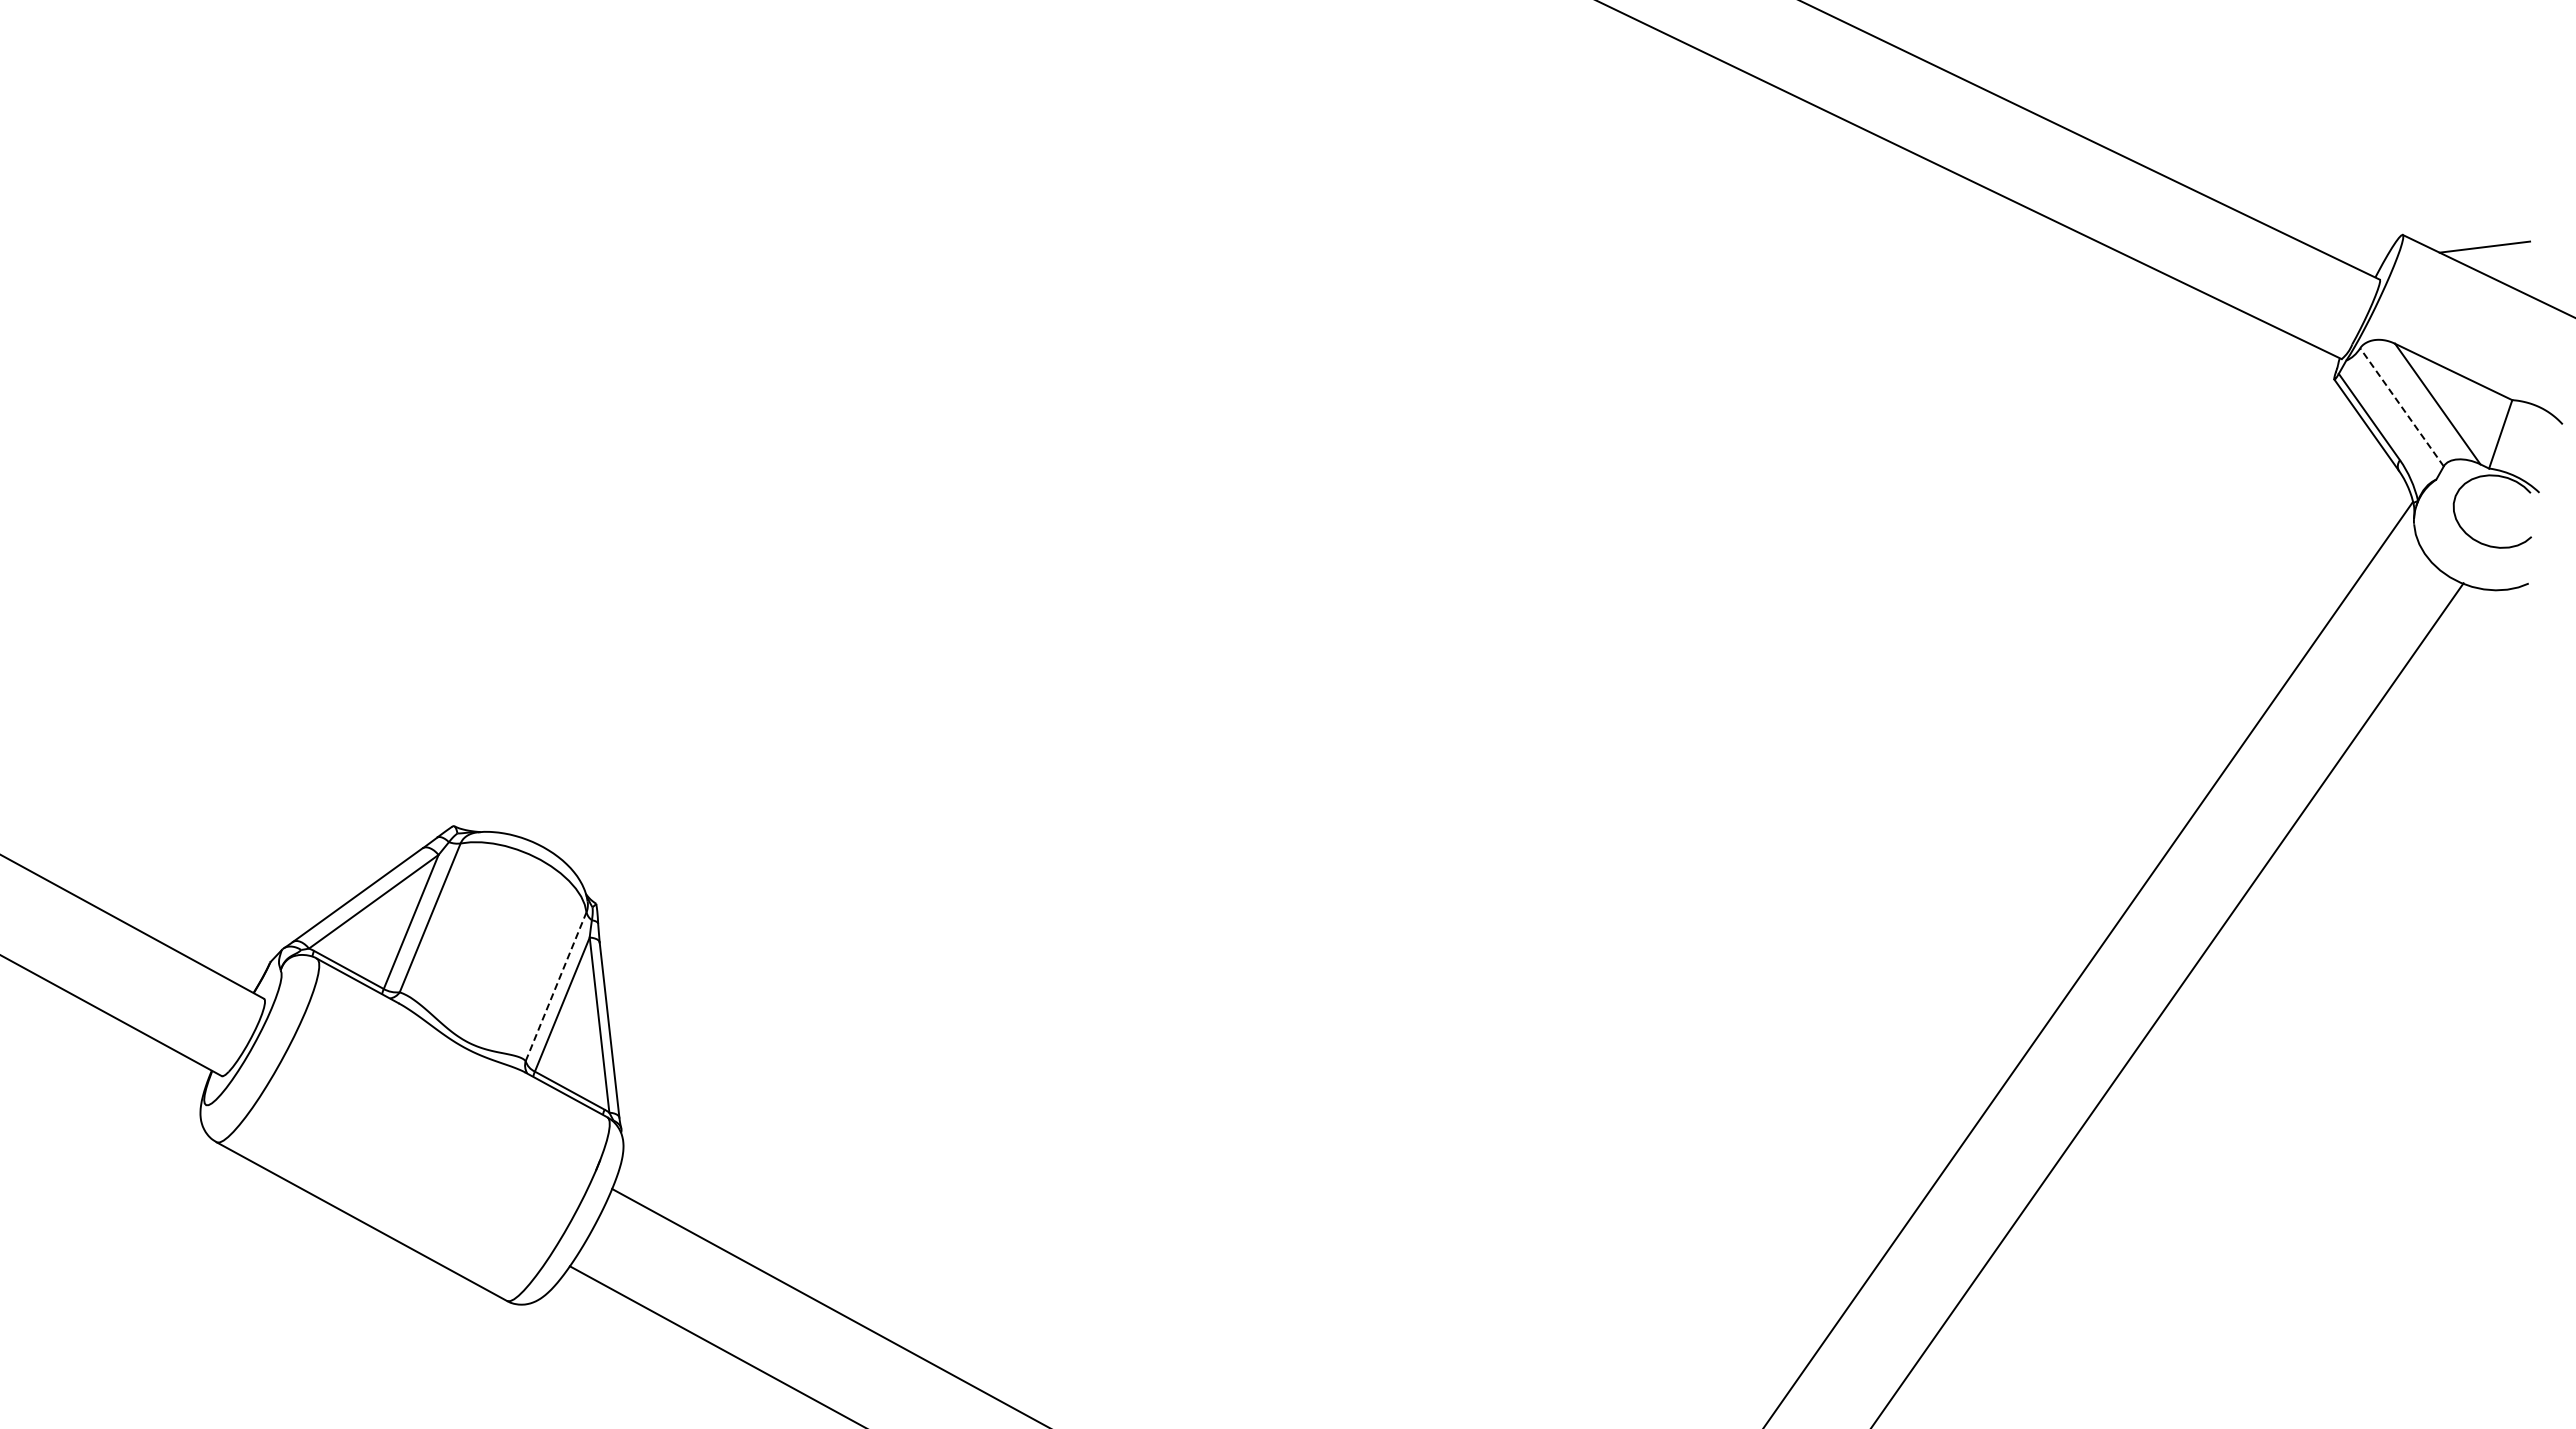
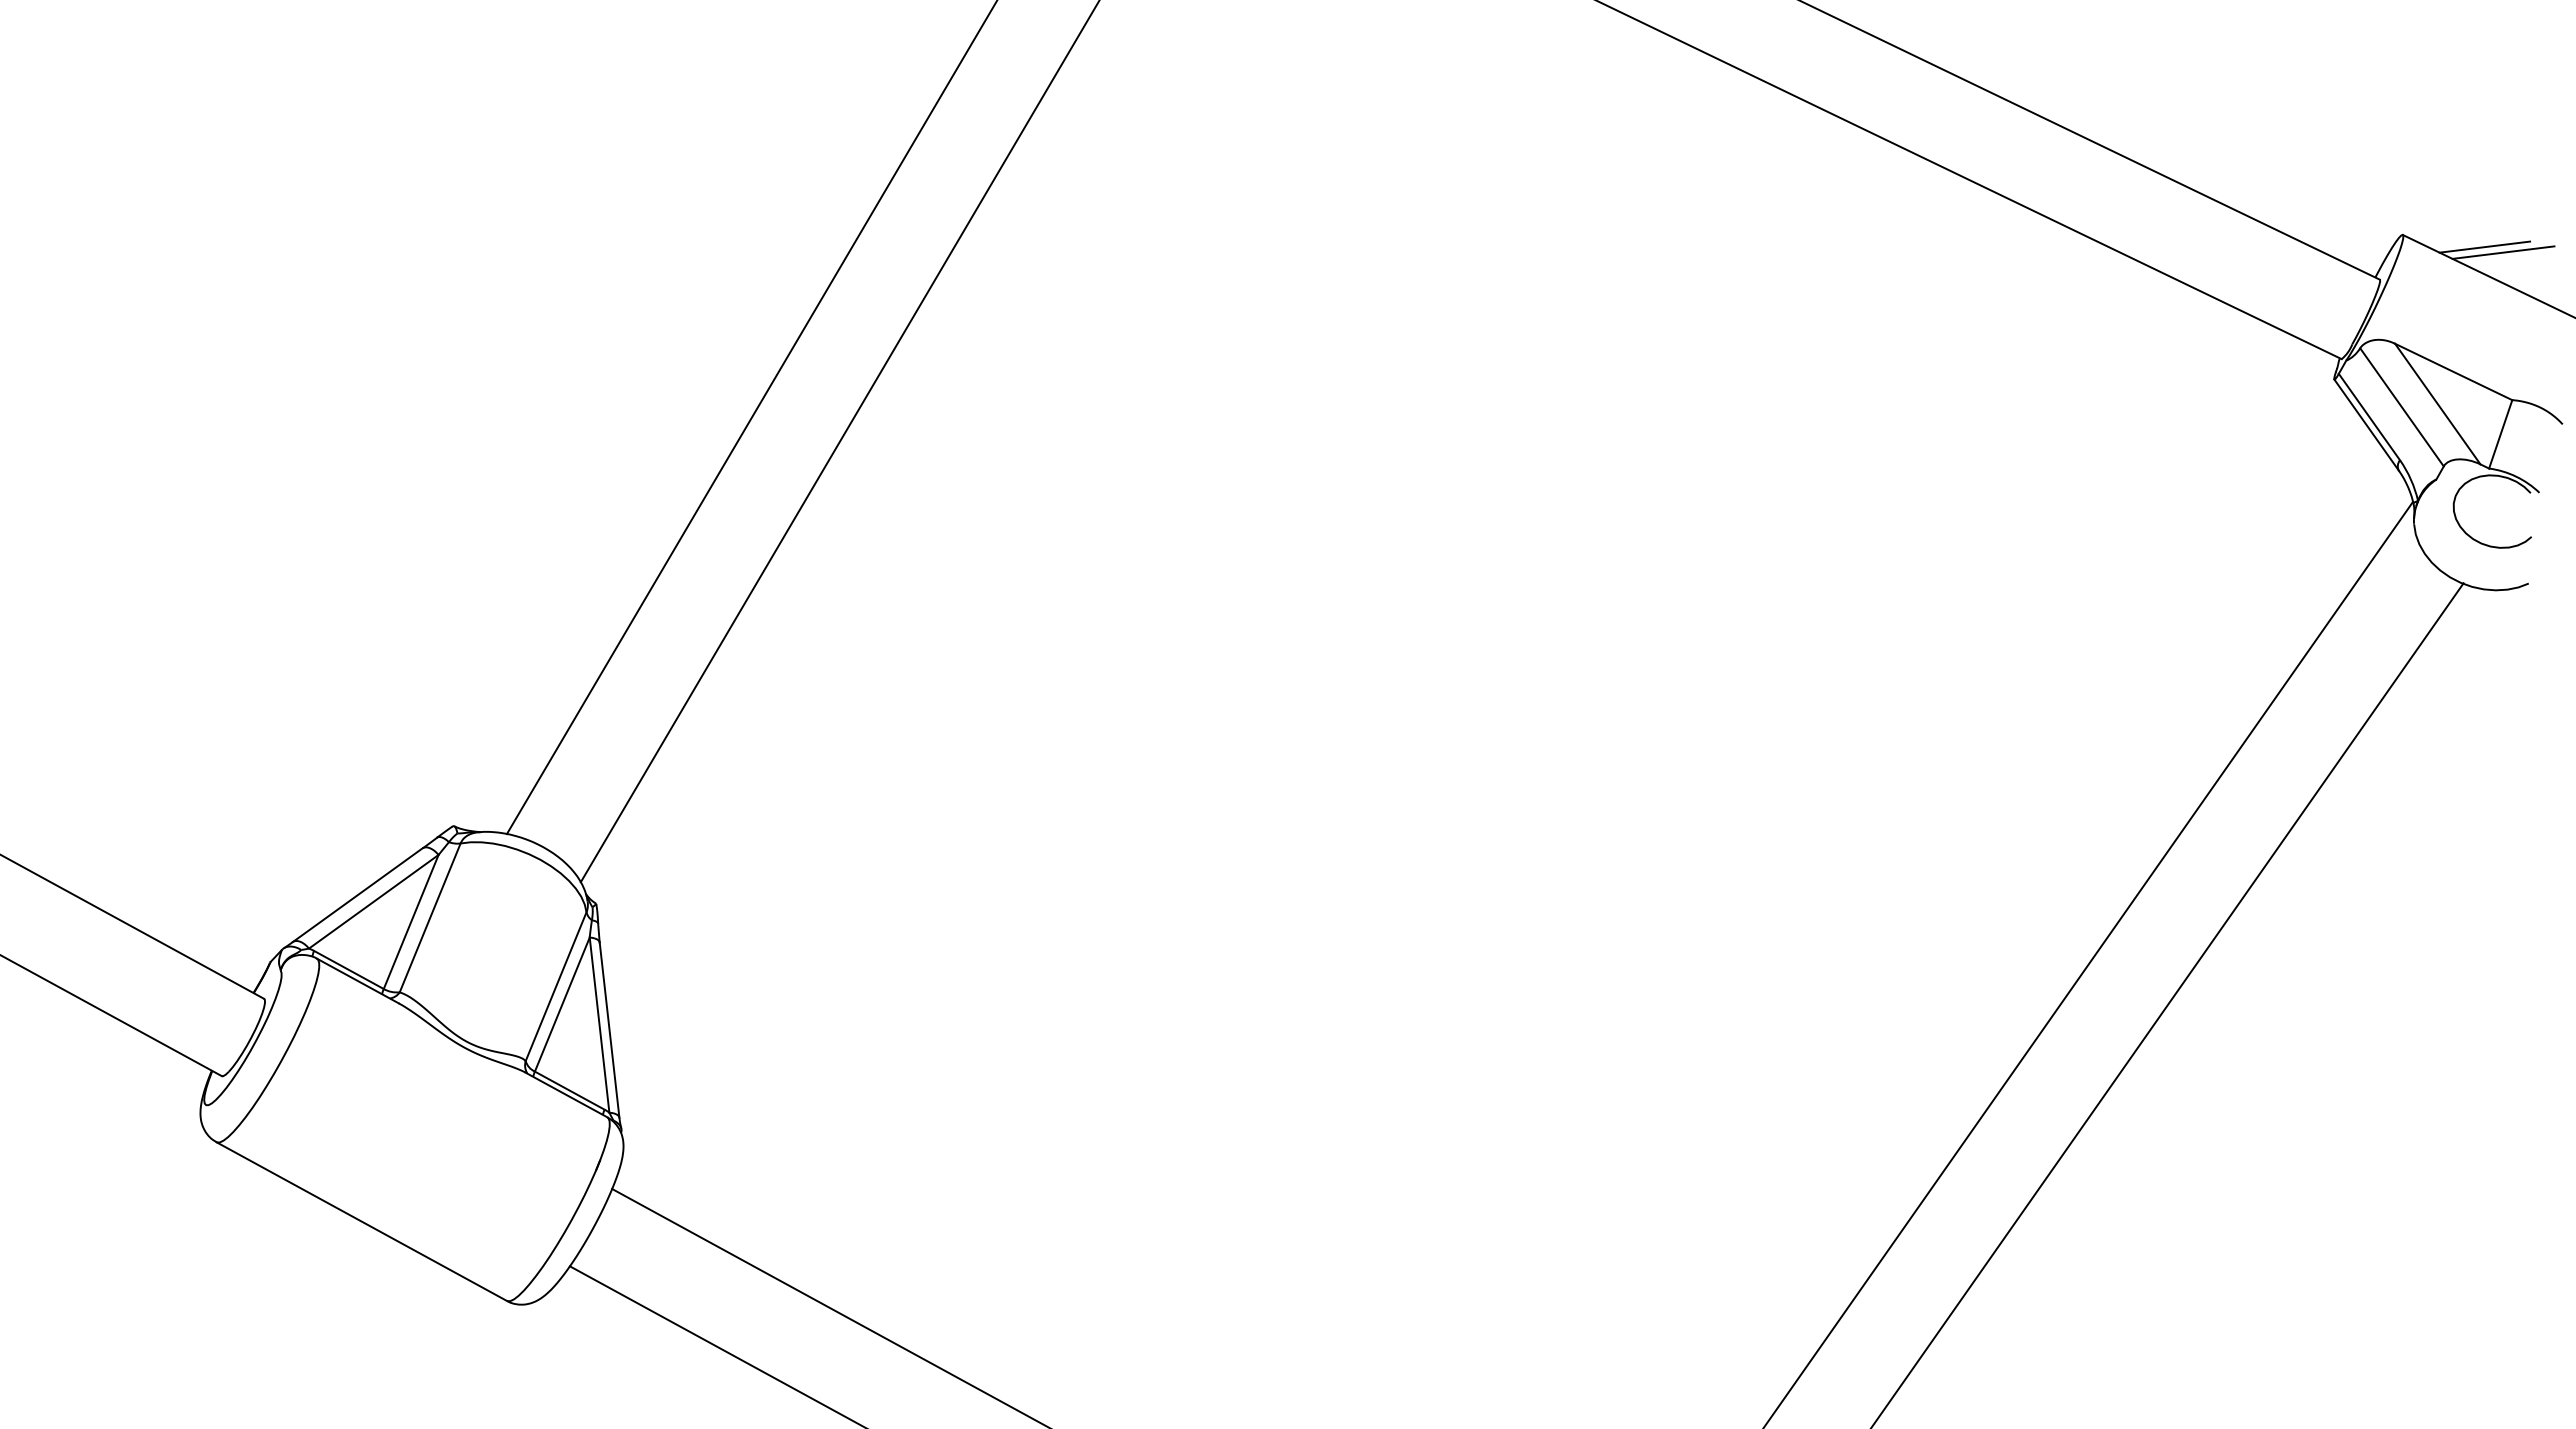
line: none -> present (2503, 252)
line: dashed -> solid (2401, 406)
line: none -> present (751, 418)
line: none -> present (839, 442)
line: dashed -> solid (556, 986)
